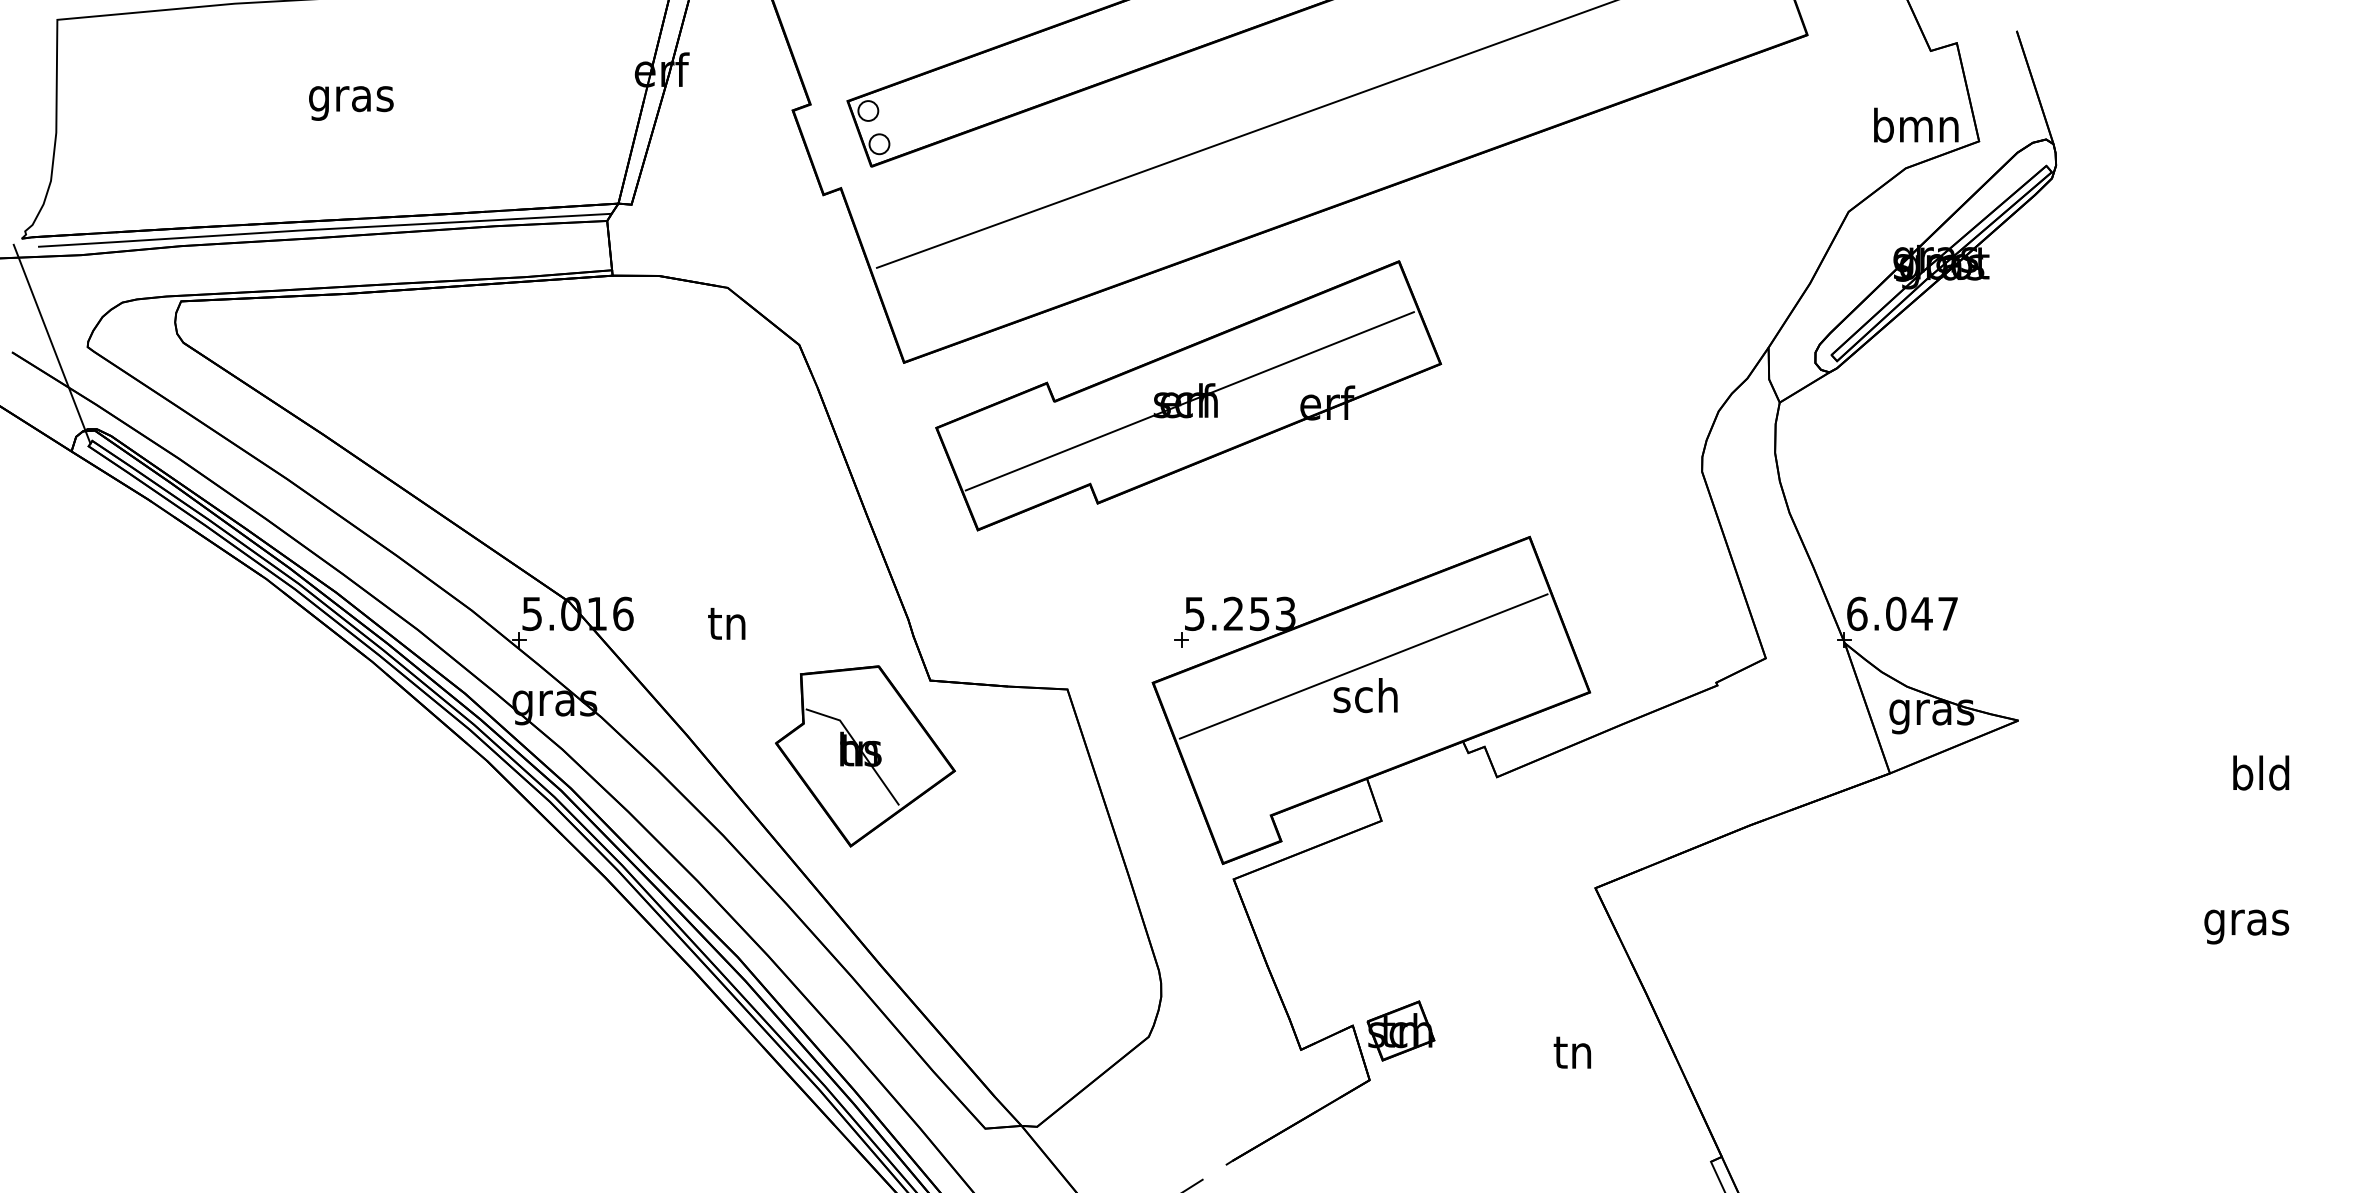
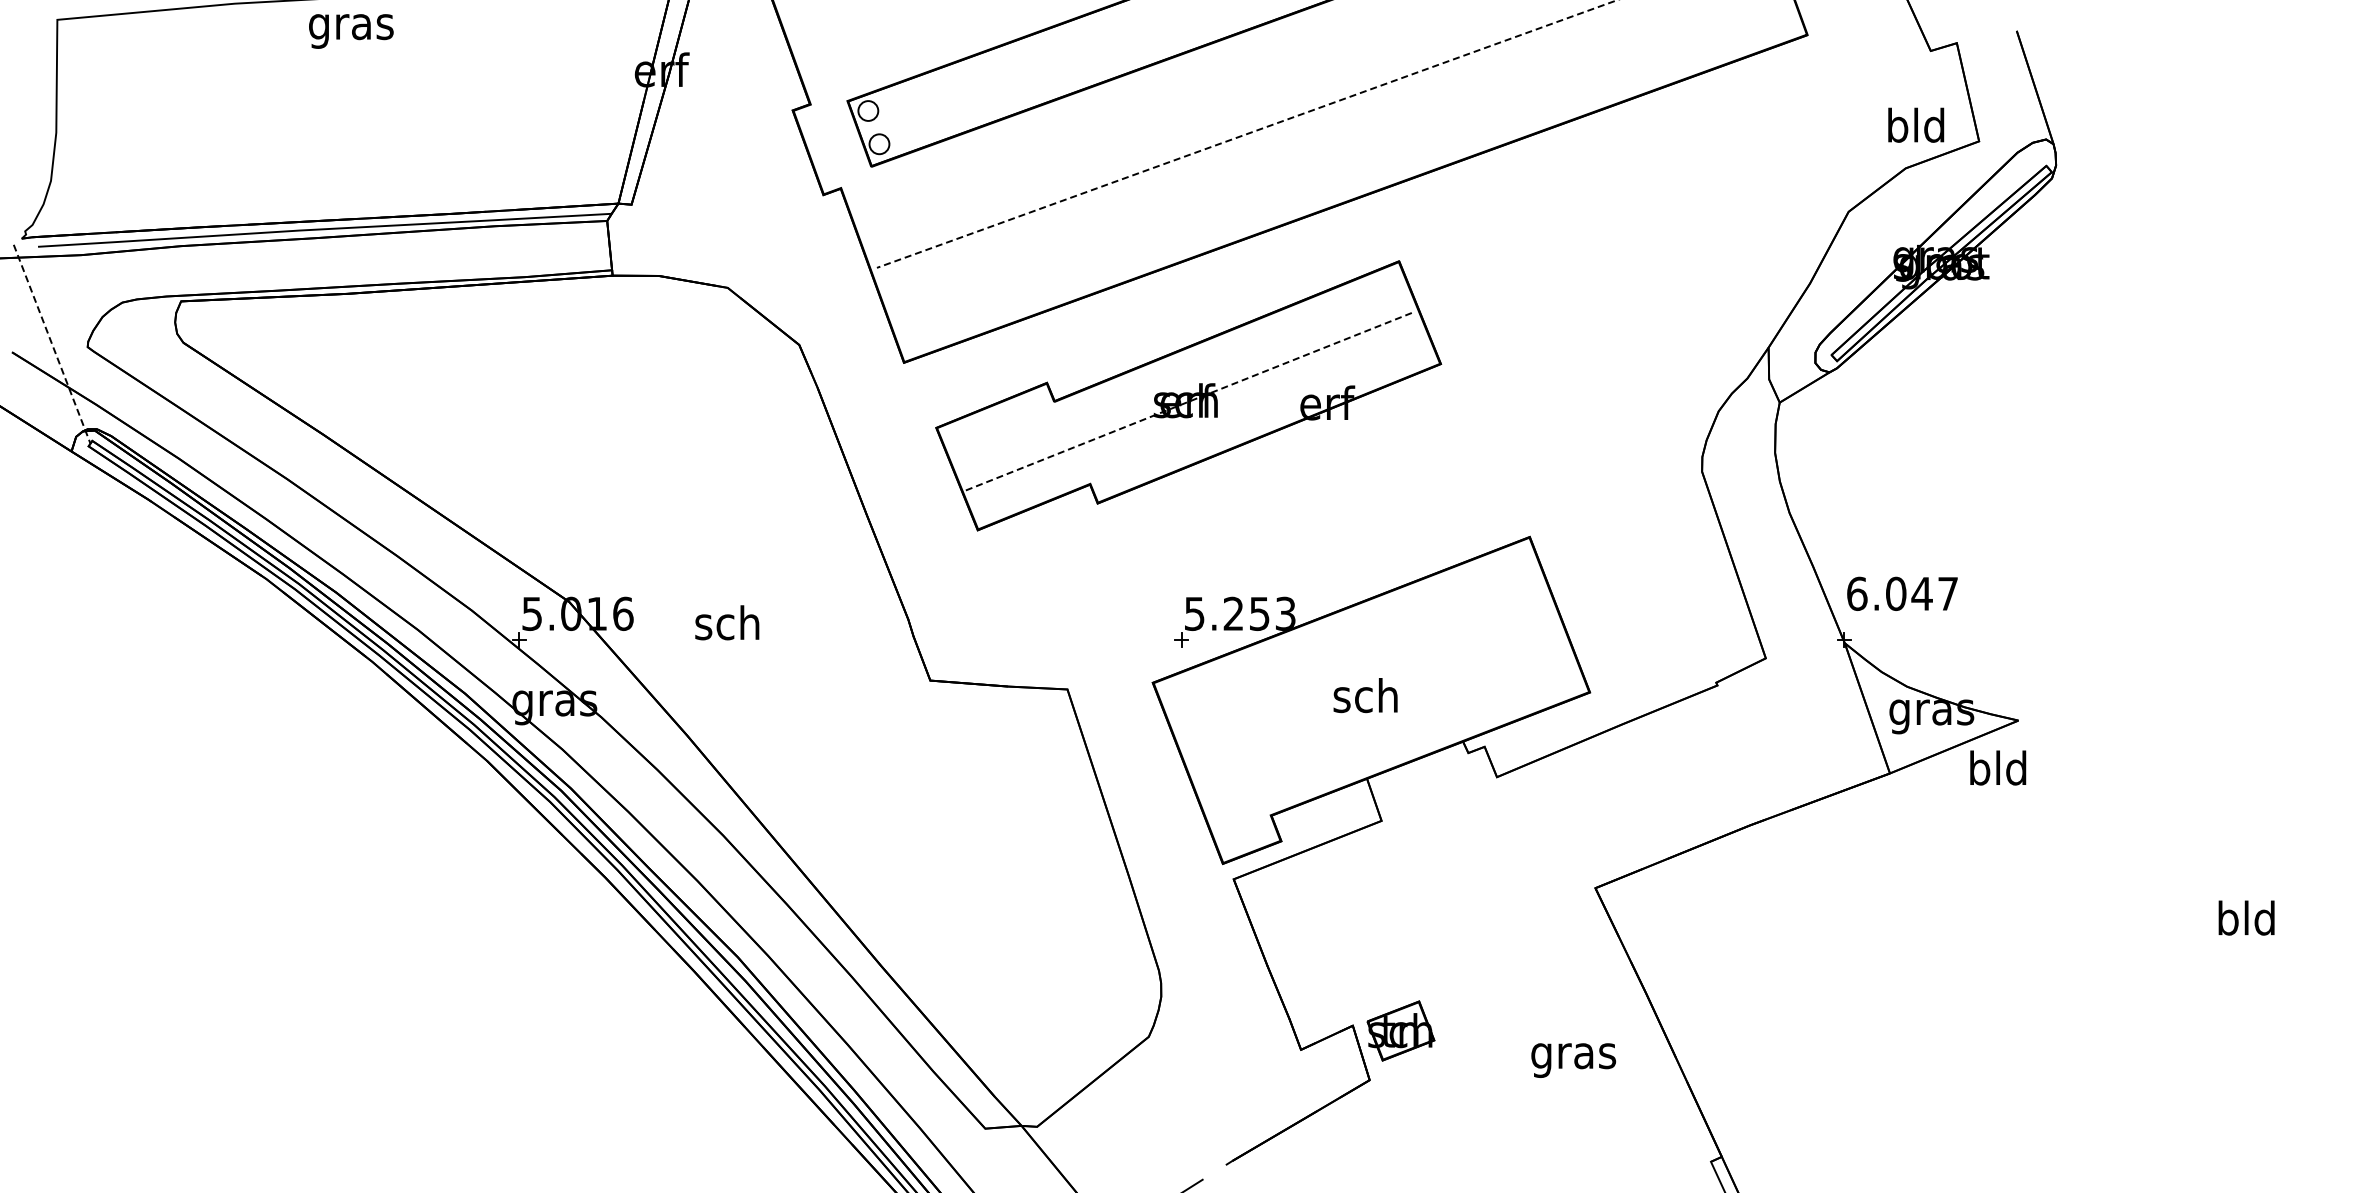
text position: (351, 103) -> (351, 31) (351, 31)
text: bmn -> bld (1916, 124)
line: solid -> dashed (1247, 133)
line: solid -> dashed (52, 344)
line: solid -> dashed (1190, 401)
text position: (1902, 613) -> (1902, 593) (1902, 593)
text: tn -> sch (727, 622)
line: present -> none (1363, 666)
part: present -> none (865, 756)
text position: (2261, 772) -> (1998, 767) (1998, 767)
text: gras -> bld (2246, 922)
text: tn -> gras (1573, 1056)
